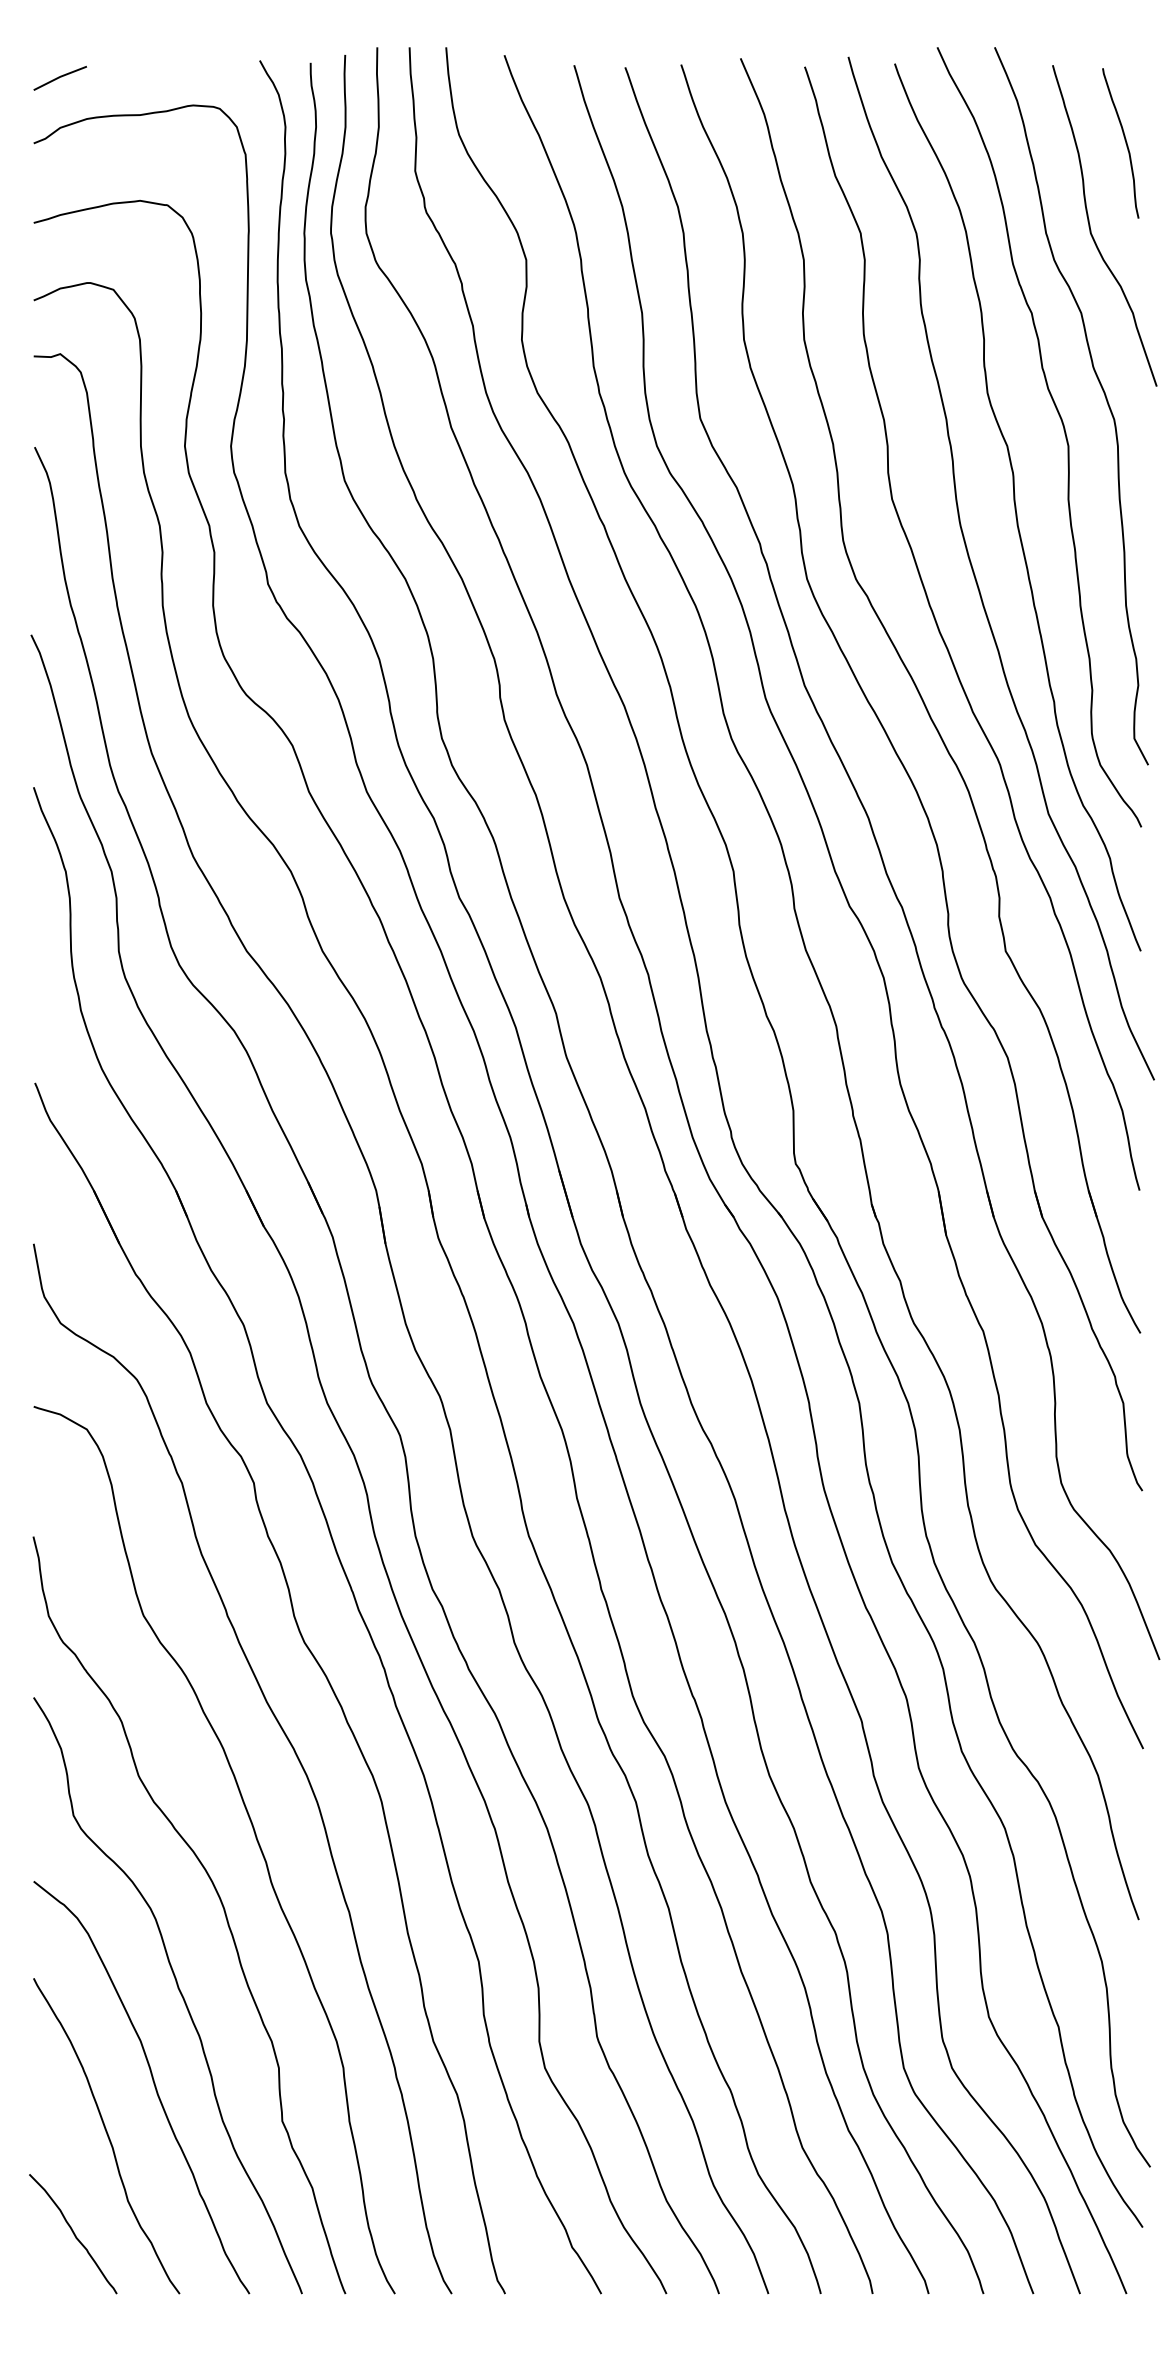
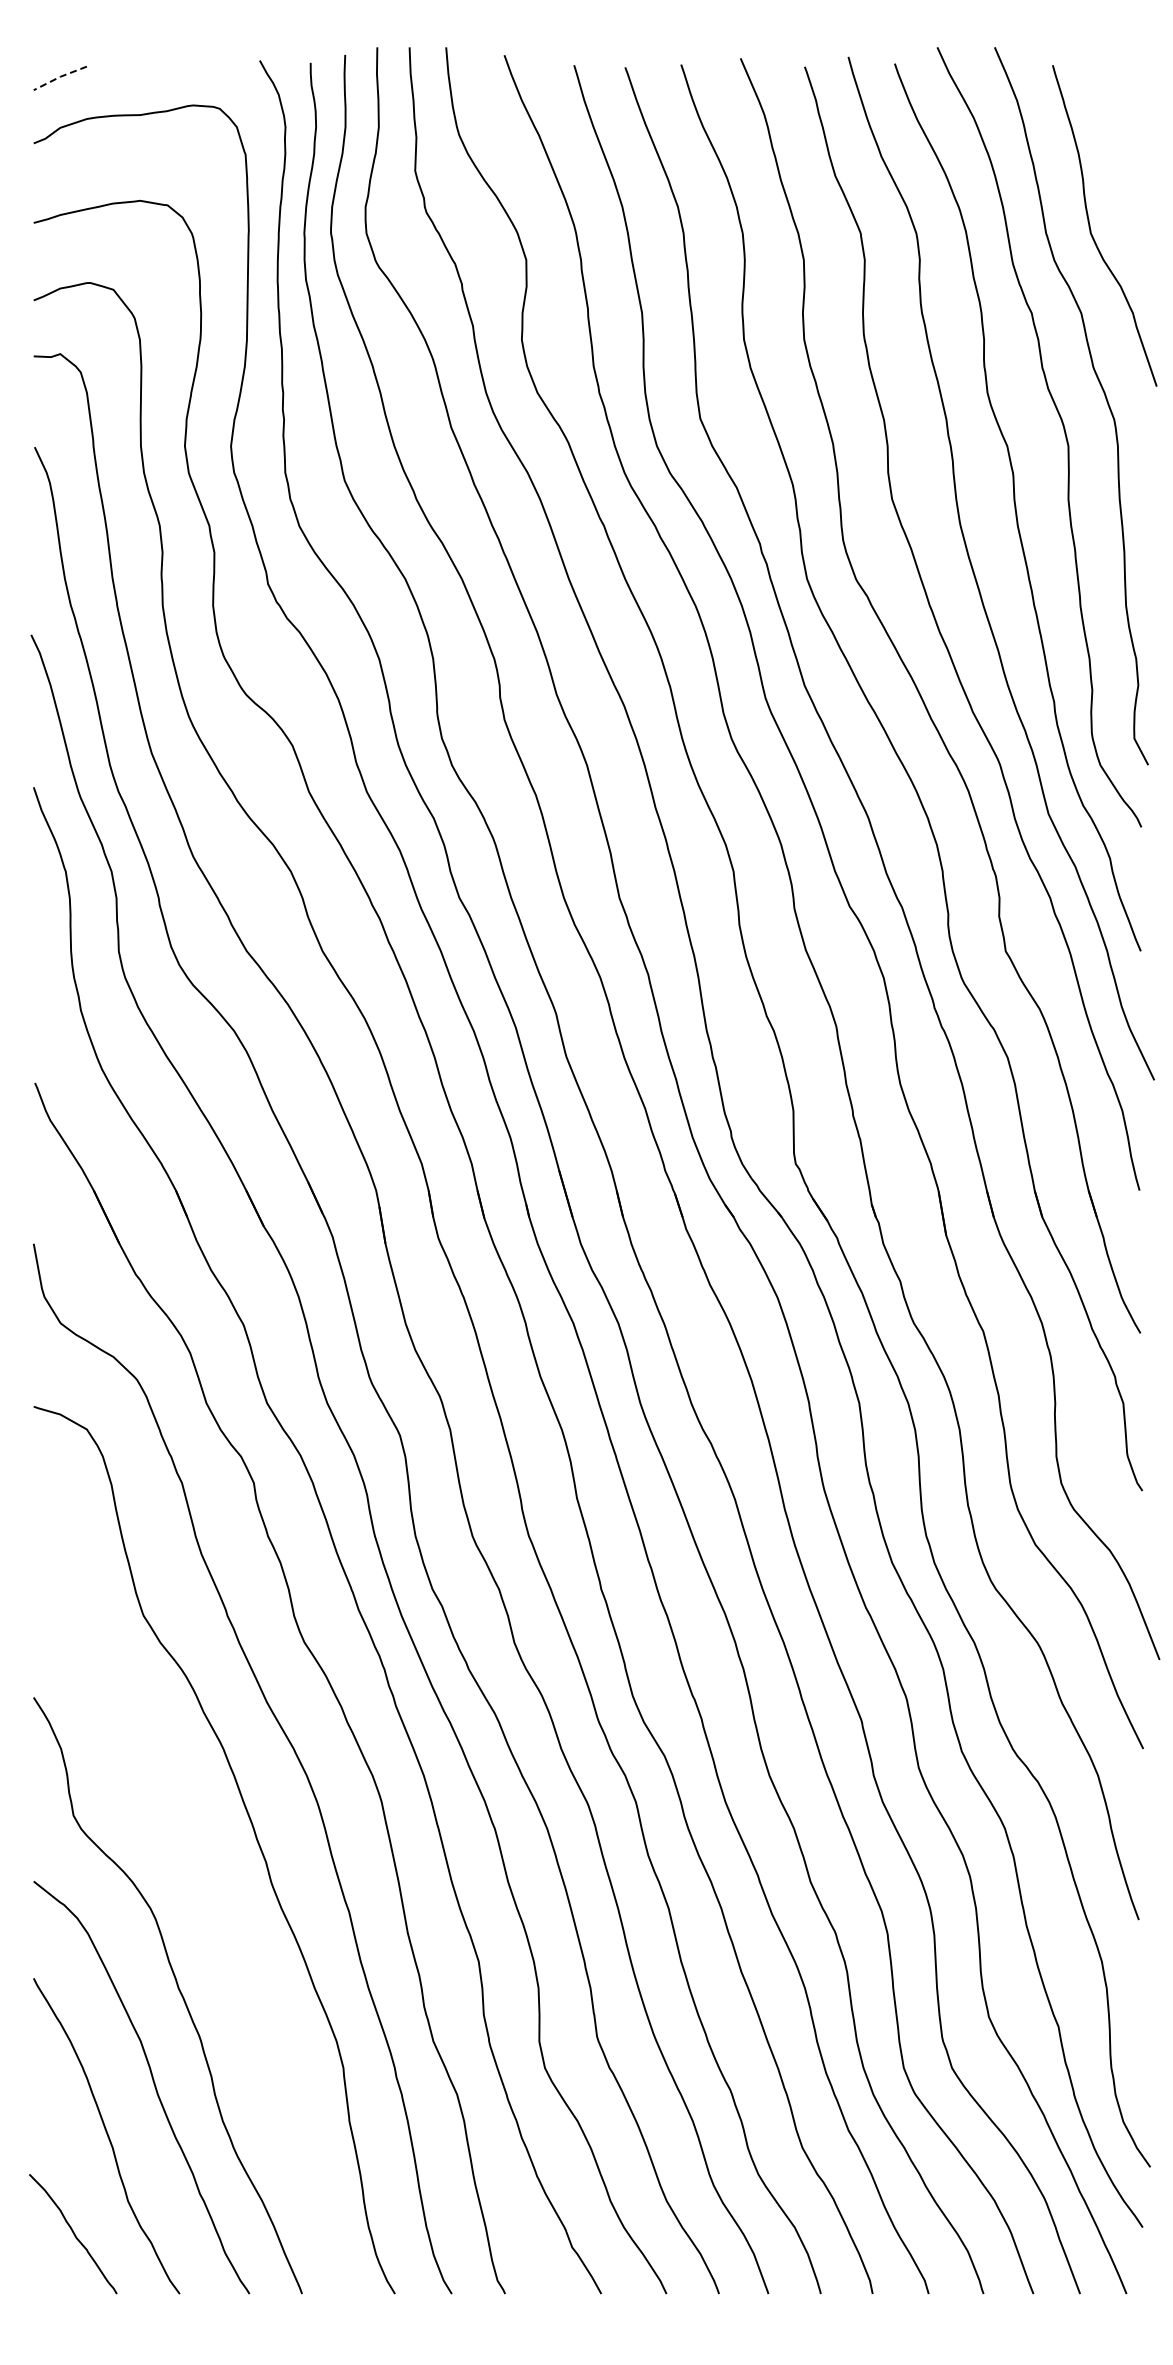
line: solid -> dashed (60, 76)
curve: present -> none (1124, 140)
curve: present -> none (221, 1905)
